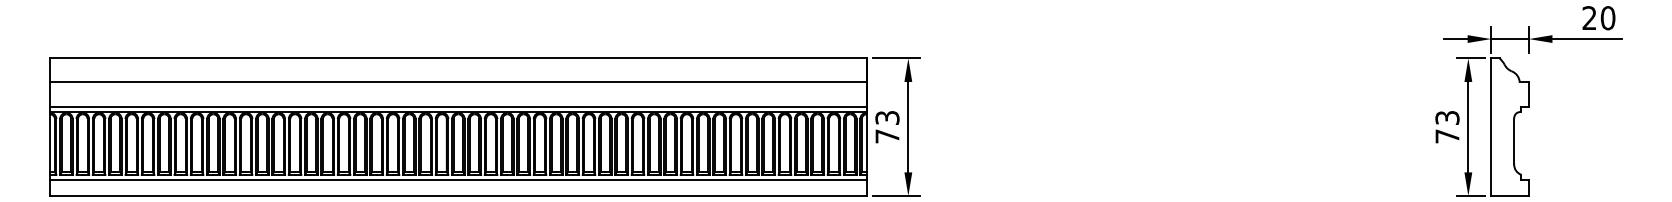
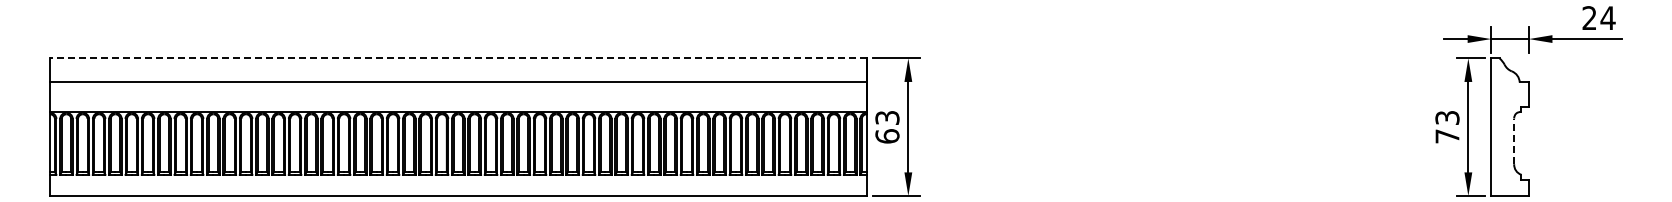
text: 20 -> 24 (1607, 18)
line: solid -> dashed (457, 58)
line: present -> none (458, 106)
text: 73 -> 63 (887, 136)
line: solid -> dashed (1514, 141)
line: present -> none (458, 180)
